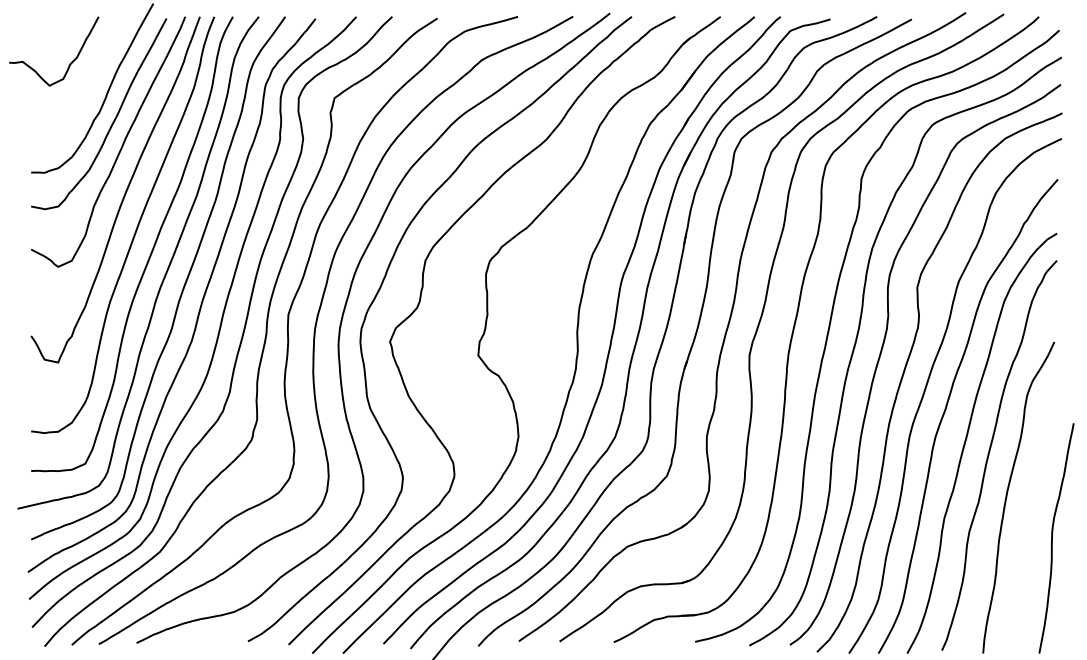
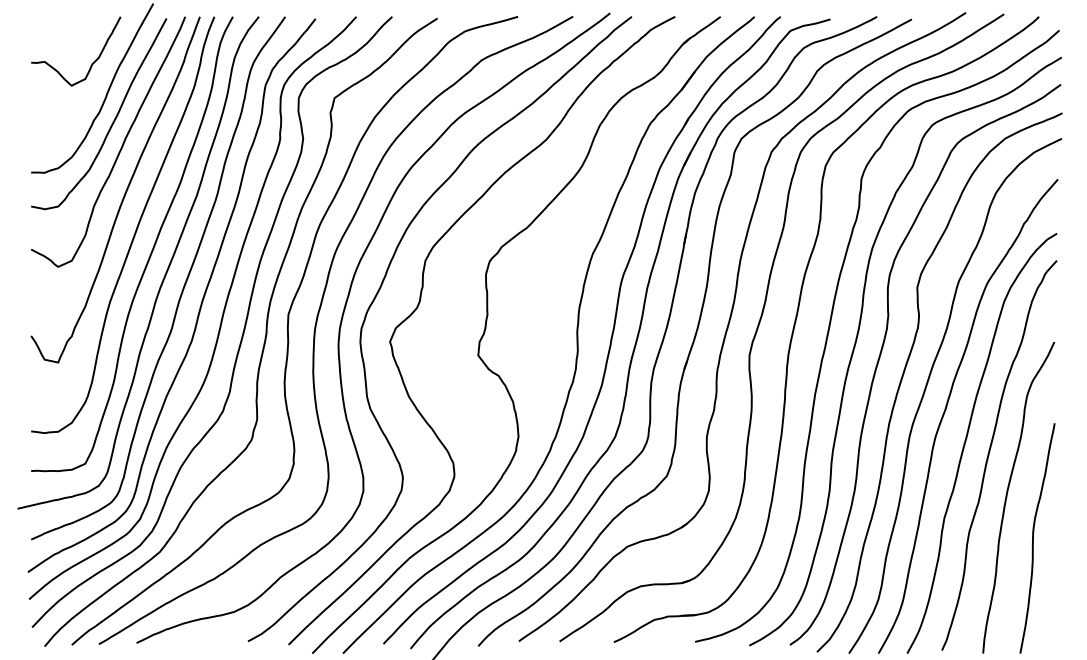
curve position: (69, 63) -> (91, 63) (91, 63)
curve position: (1052, 538) -> (1033, 538) (1033, 538)
